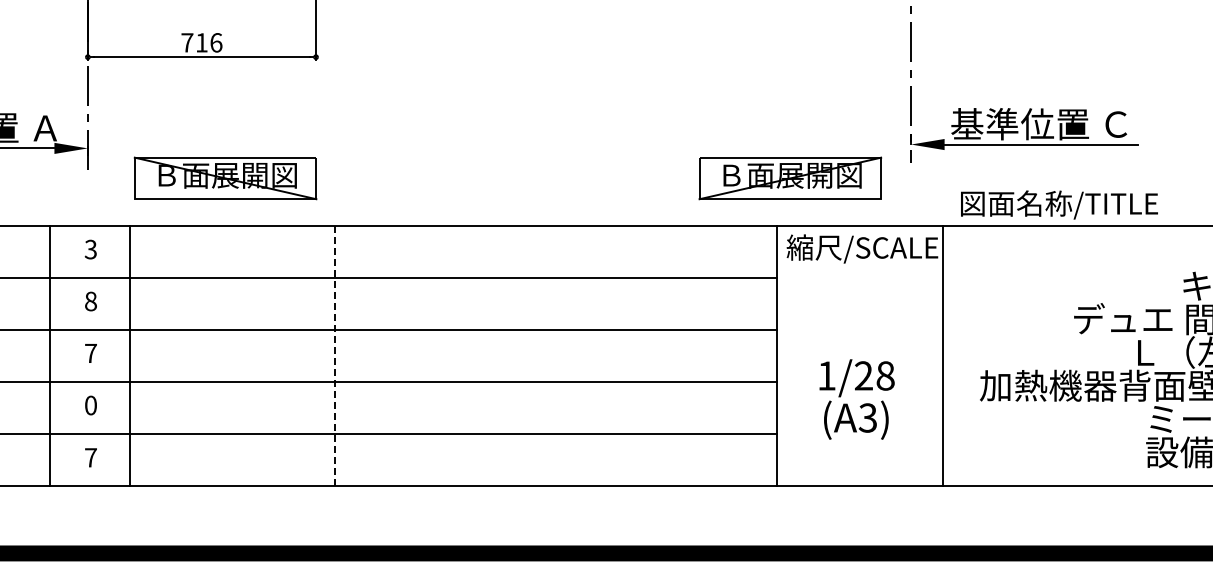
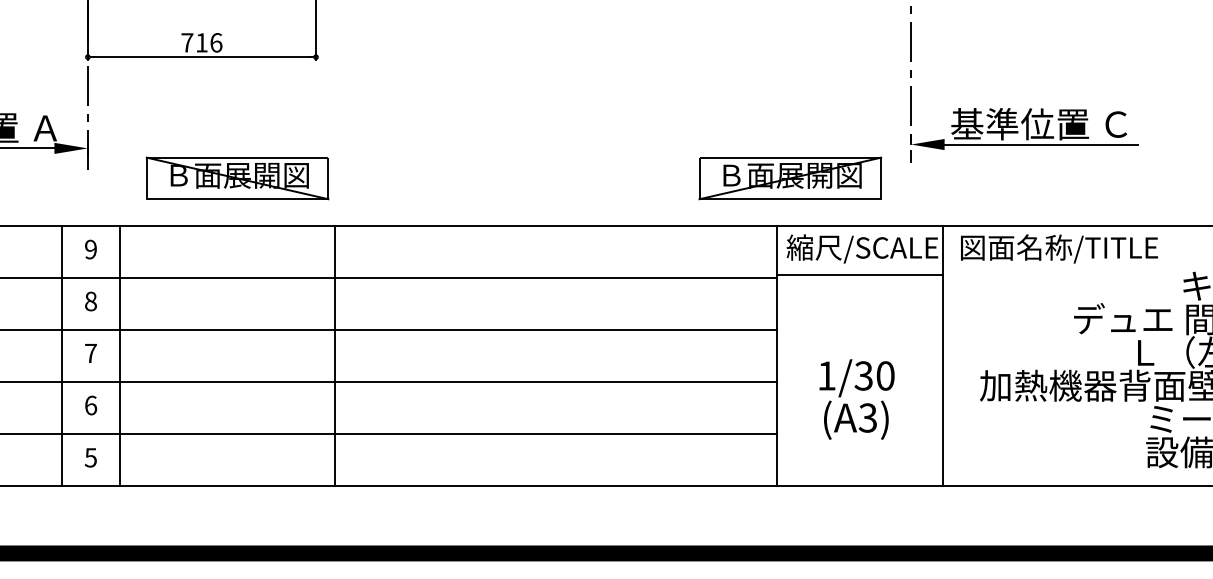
part position: (225, 178) -> (237, 178) (237, 178)
text position: (1059, 204) -> (1059, 248) (1059, 248)
text: 3 -> 9 (90, 249)
line: none -> present (859, 275)
line position: (50, 356) -> (62, 356) (62, 356)
line position: (129, 356) -> (119, 356) (119, 356)
line: dashed -> solid (334, 356)
text: 1/28 -> 1/30 (874, 375)
text: 0 -> 6 (91, 405)
text: 7 -> 5 (90, 457)
